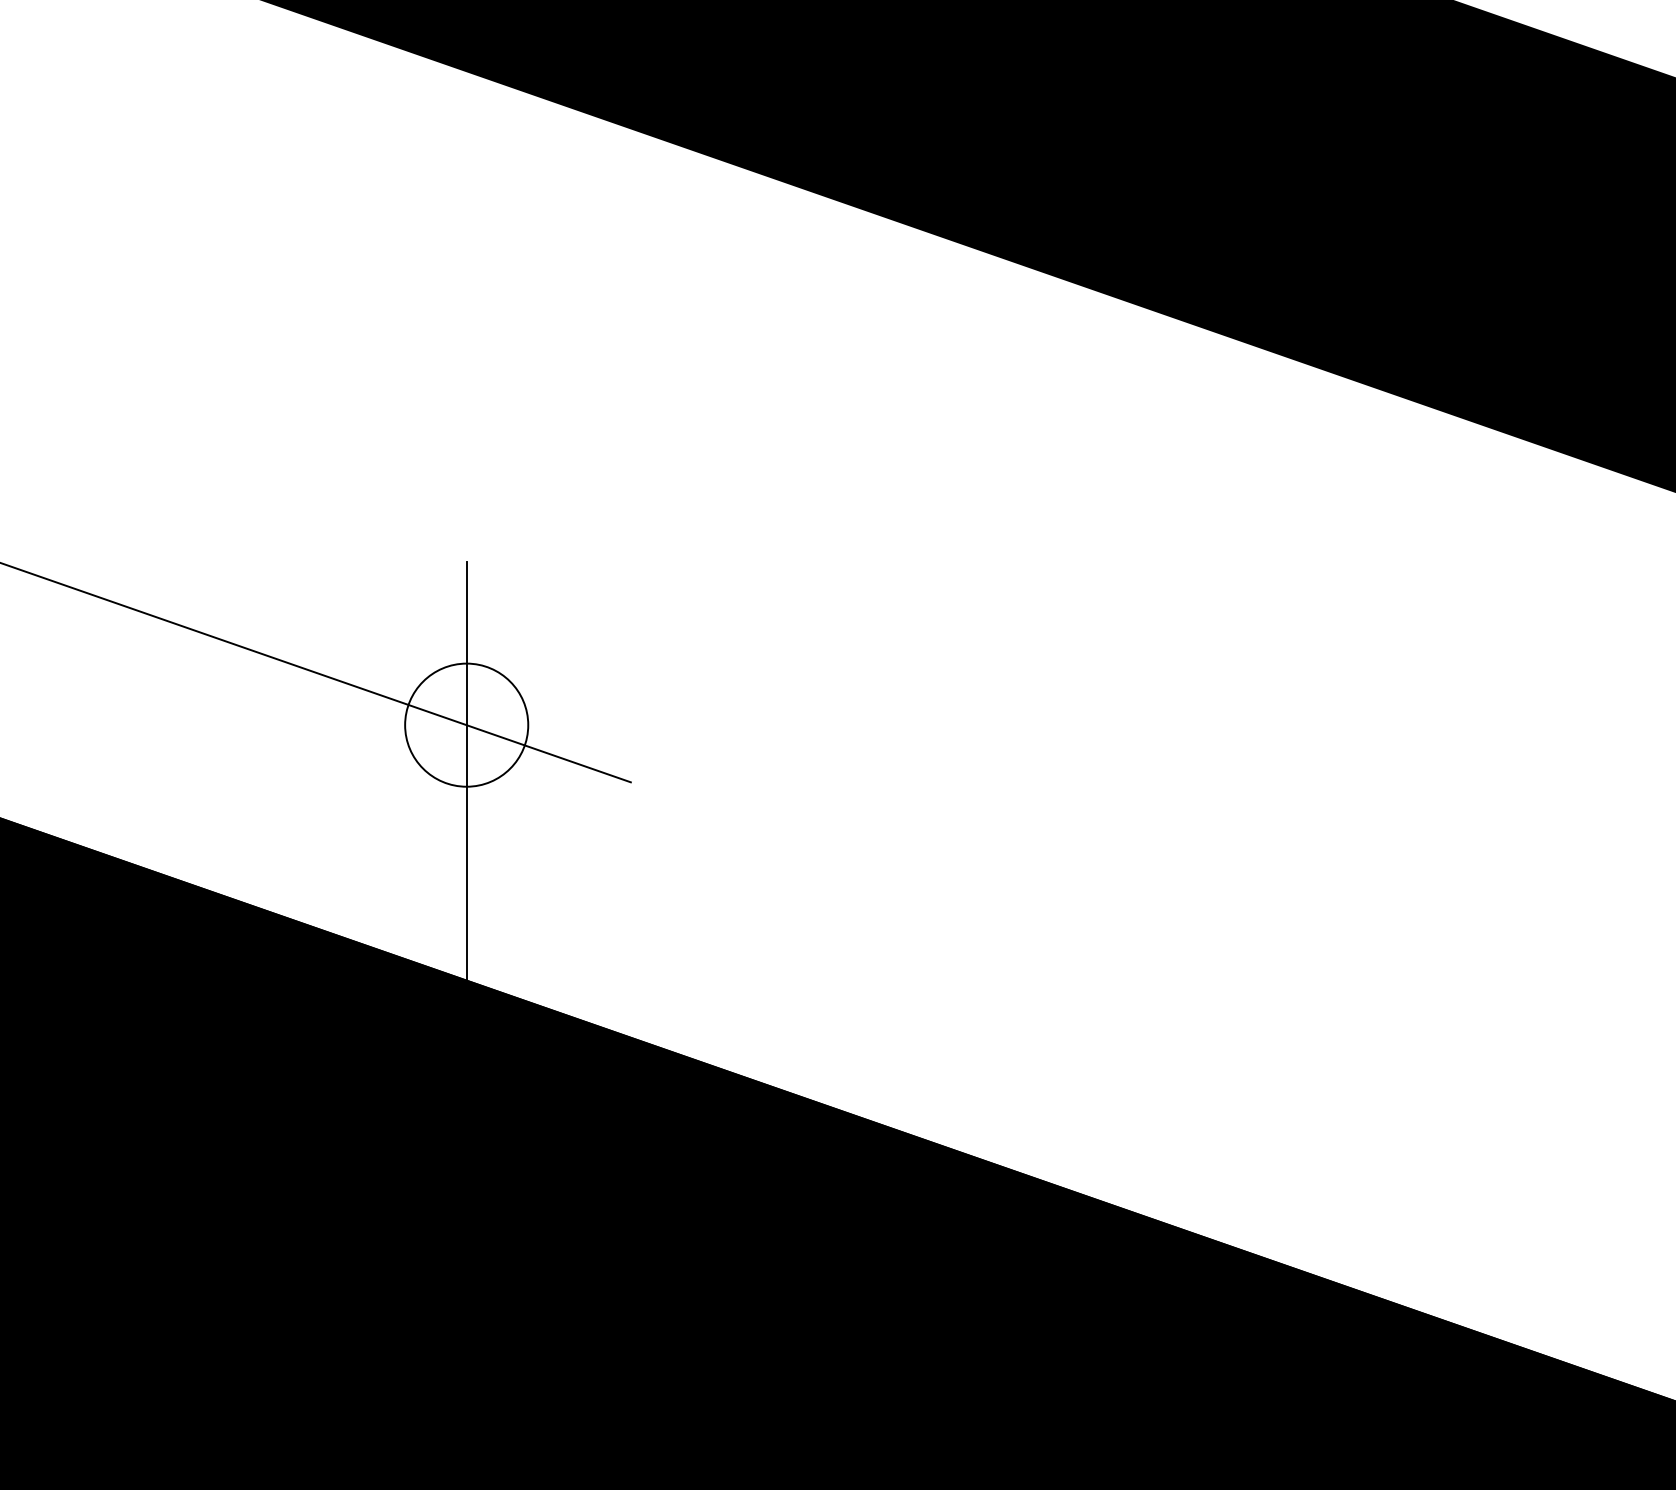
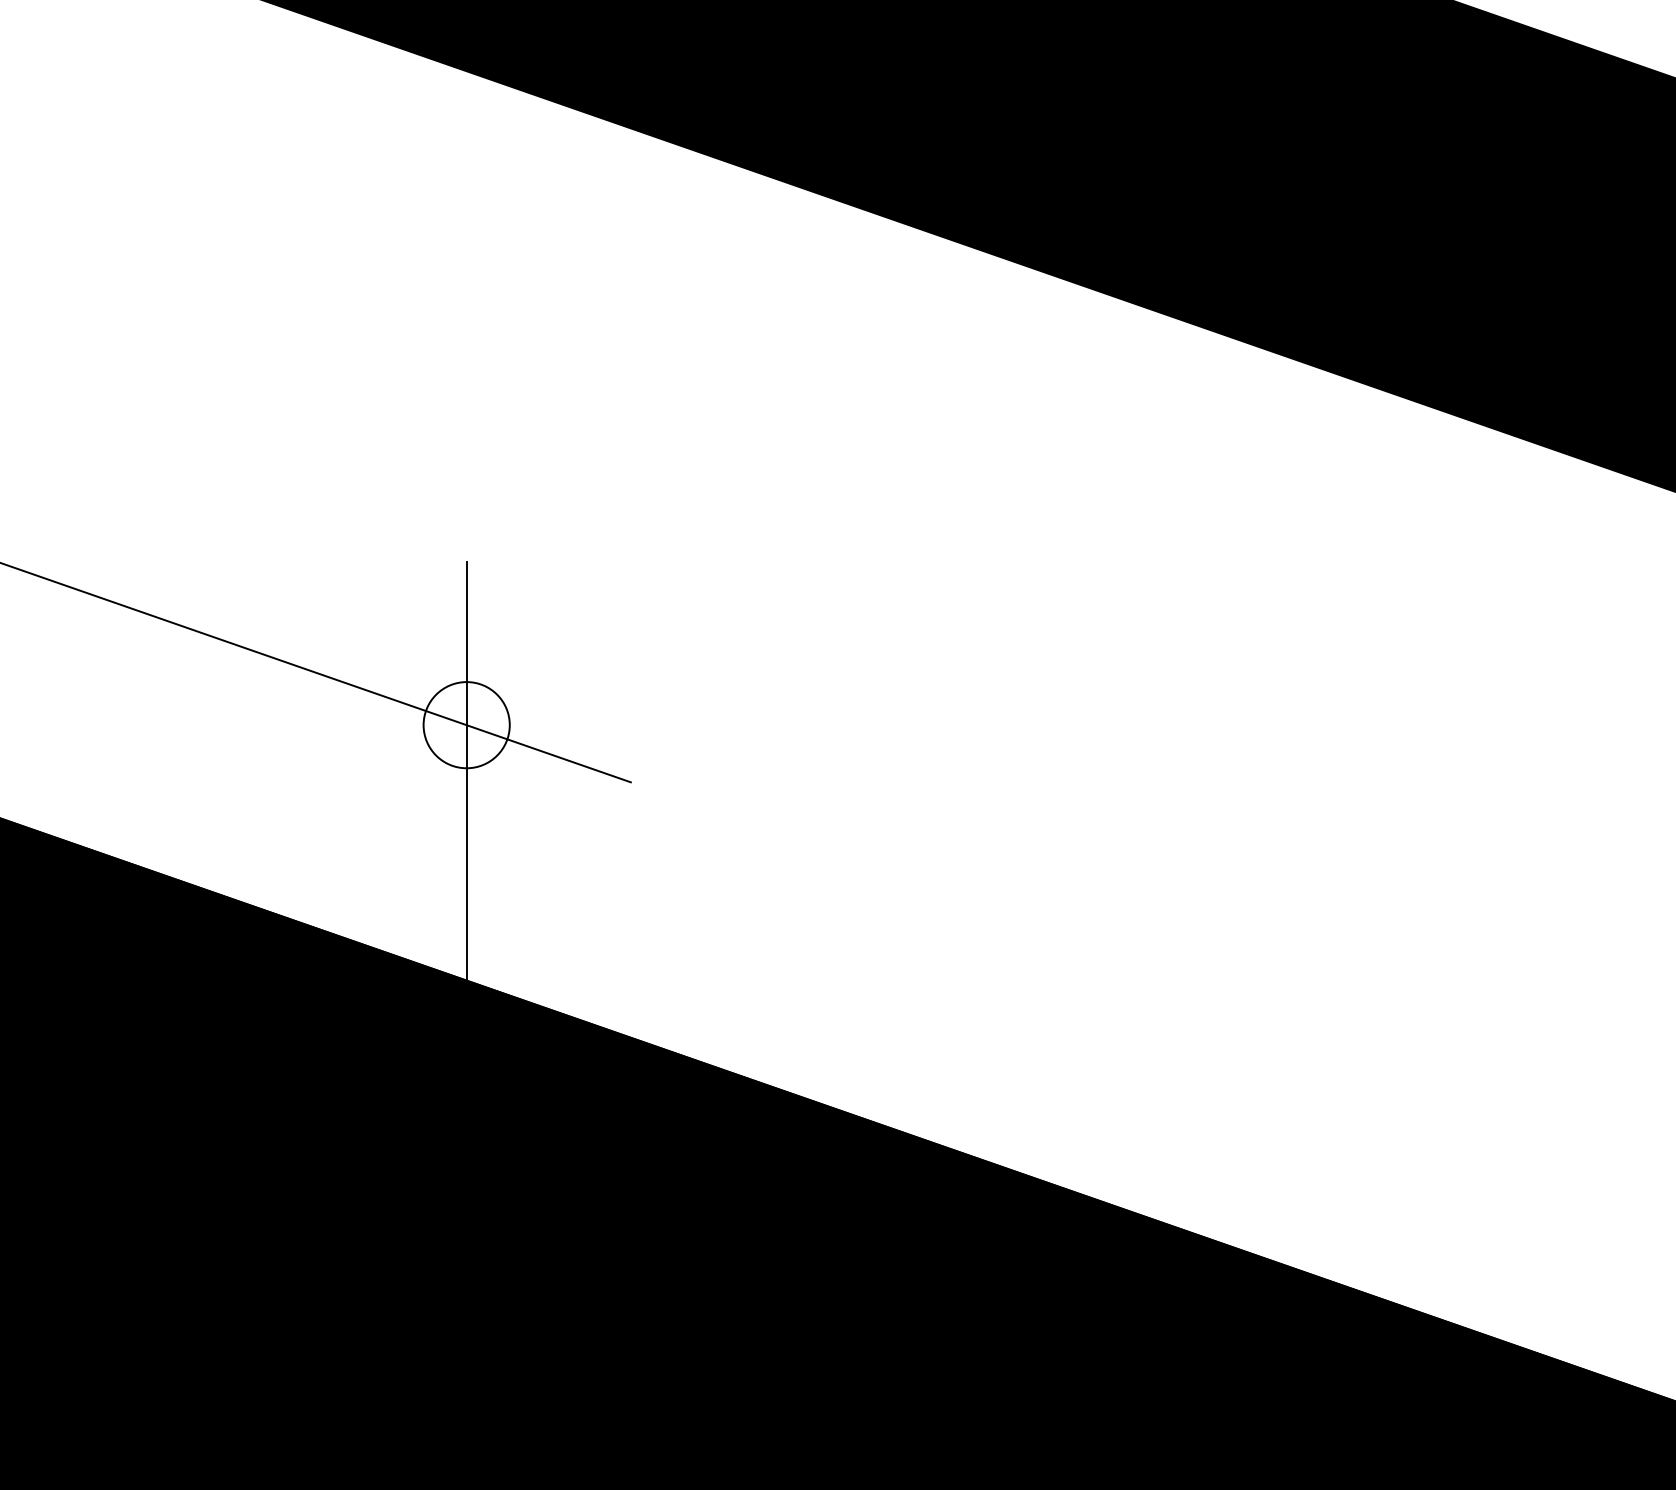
circle diameter: 123 px -> 86 px (466, 725)
